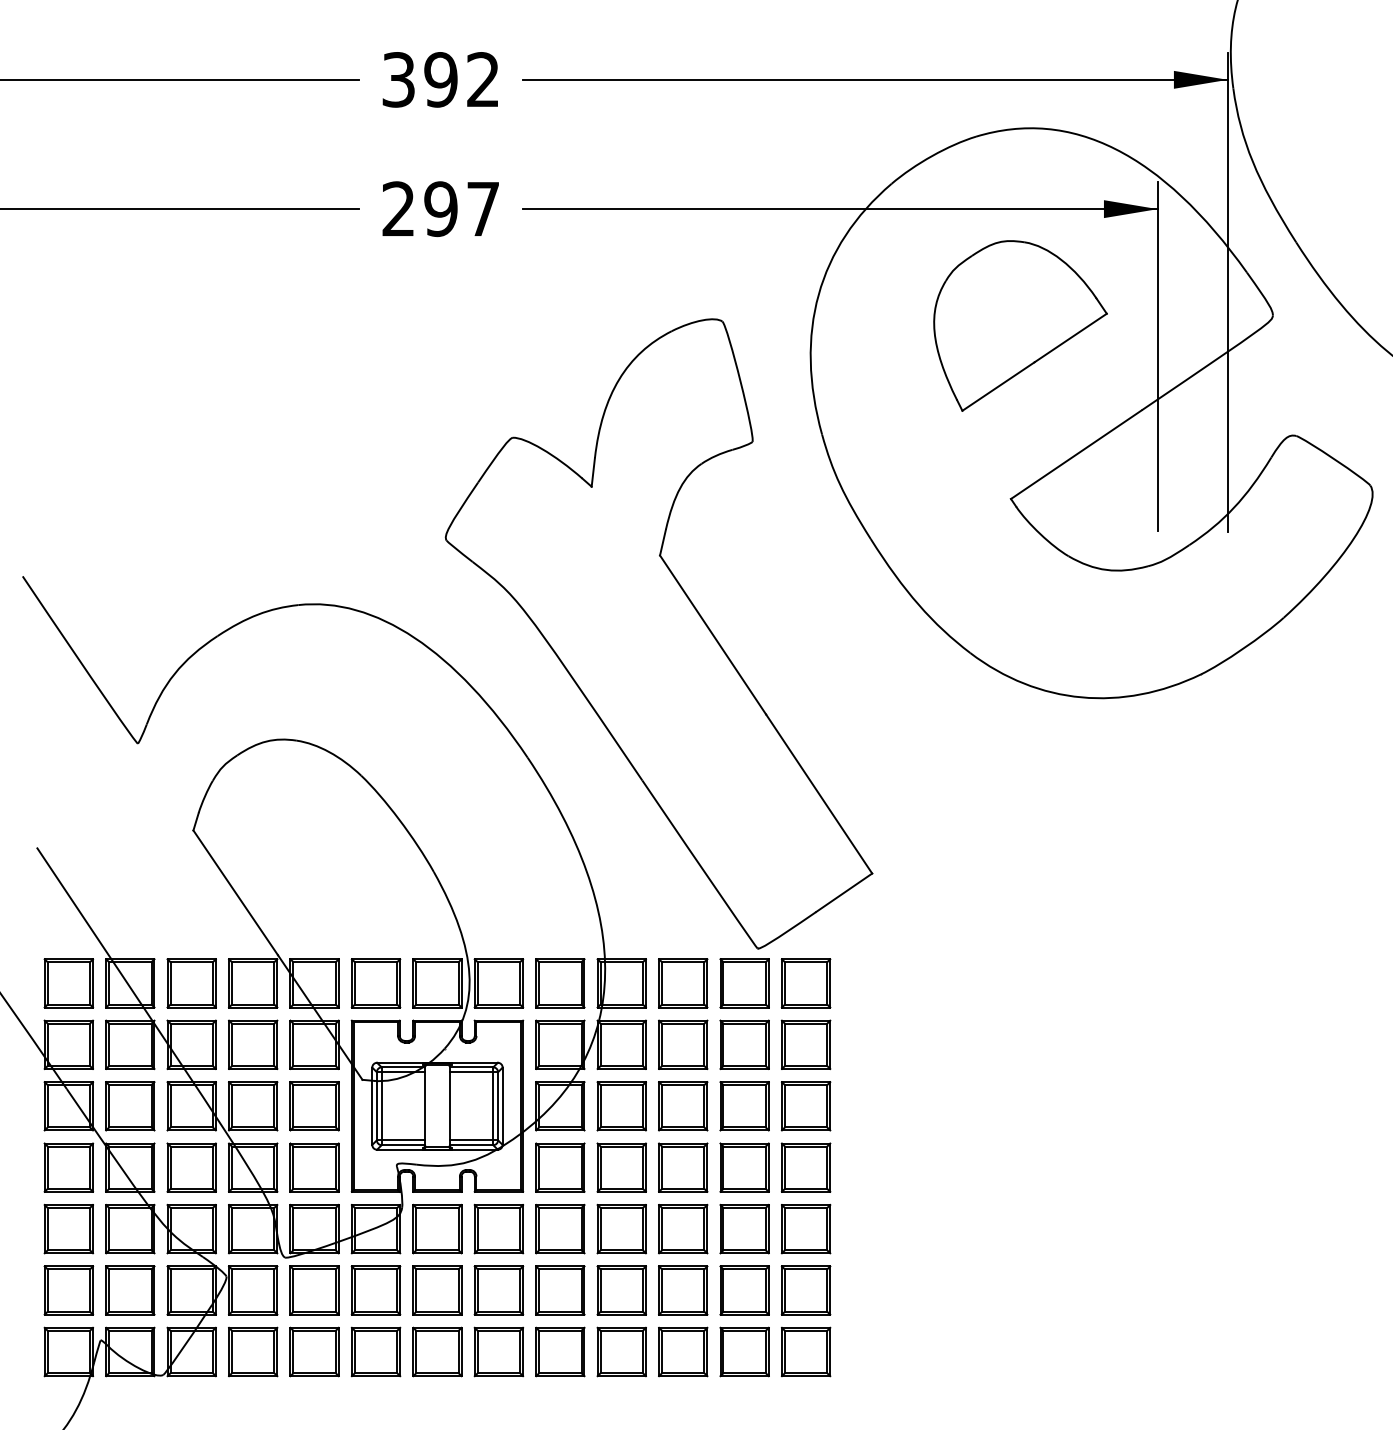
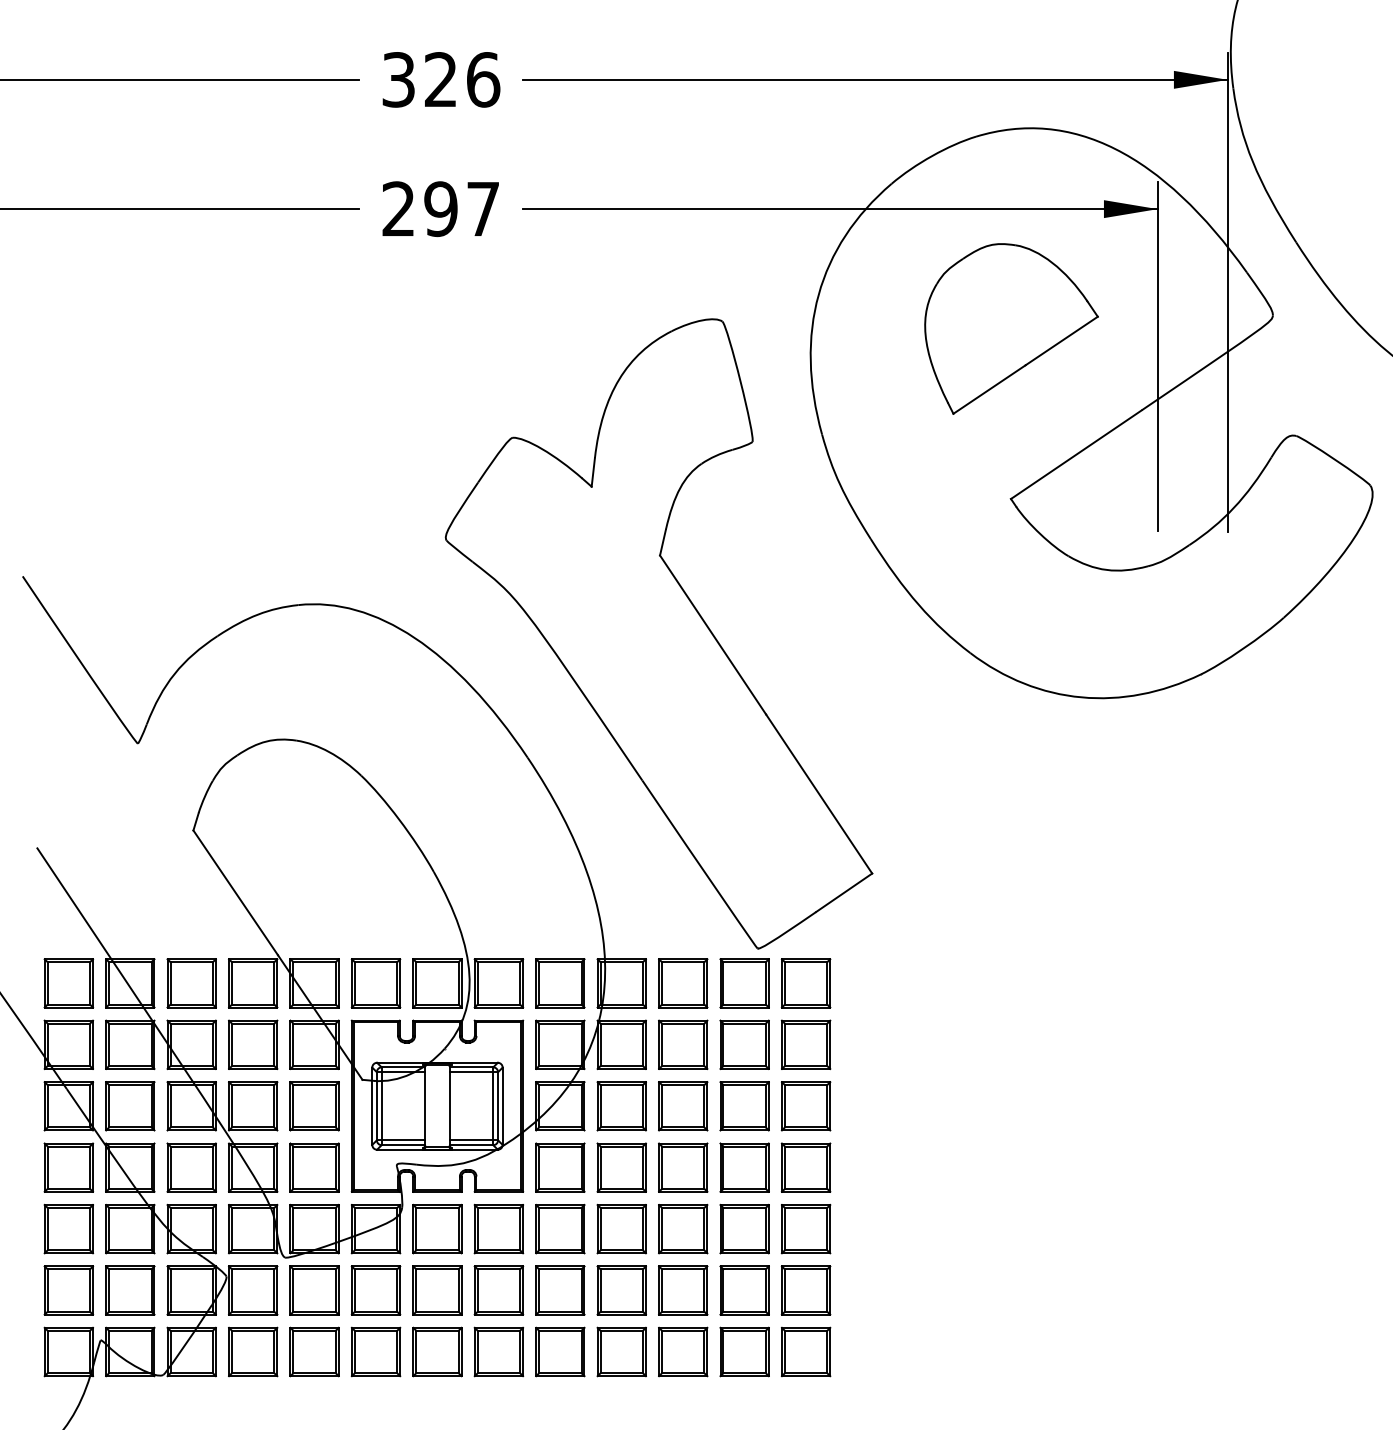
text: 392 -> 326 (462, 79)
part position: (1020, 325) -> (1011, 328) (1011, 328)
